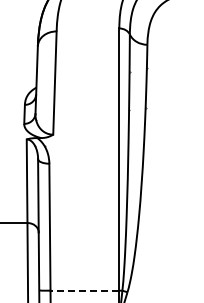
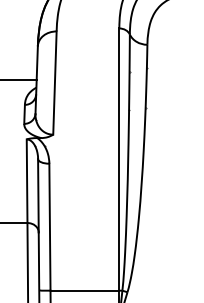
line: none -> present (19, 80)
line: dashed -> solid (84, 290)
